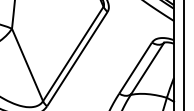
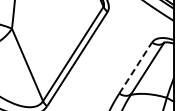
line: present -> none (184, 54)
line: solid -> dashed (135, 68)
